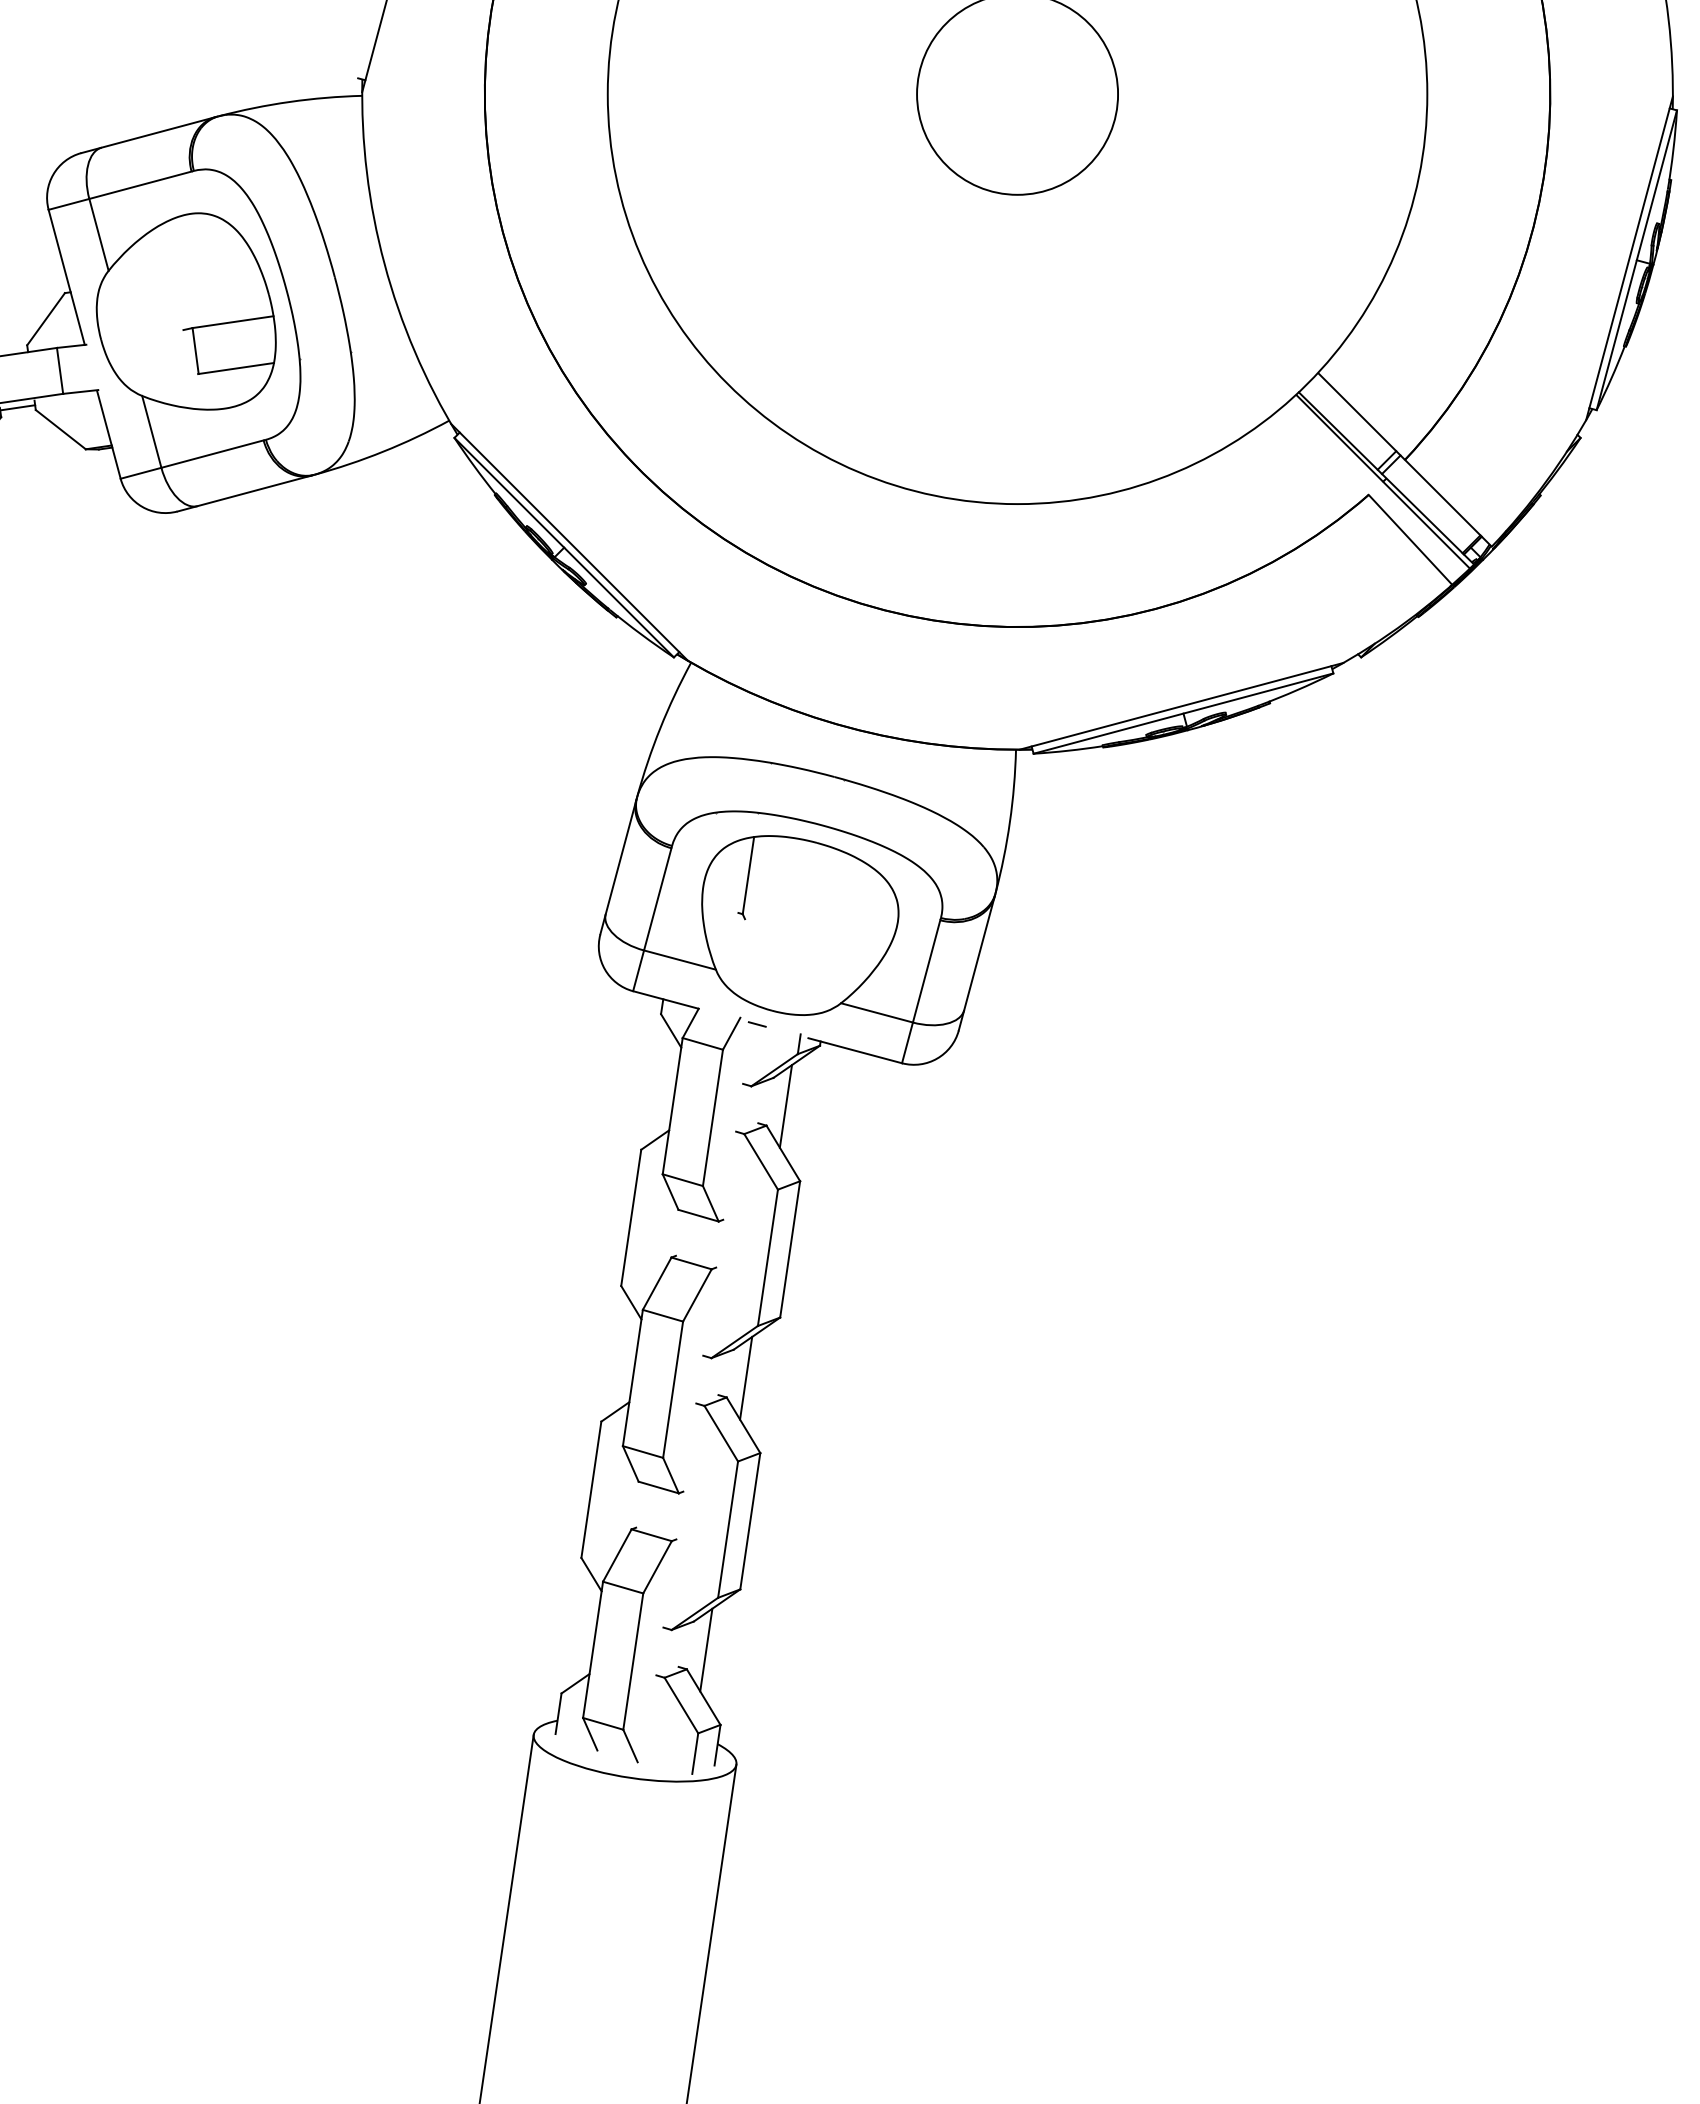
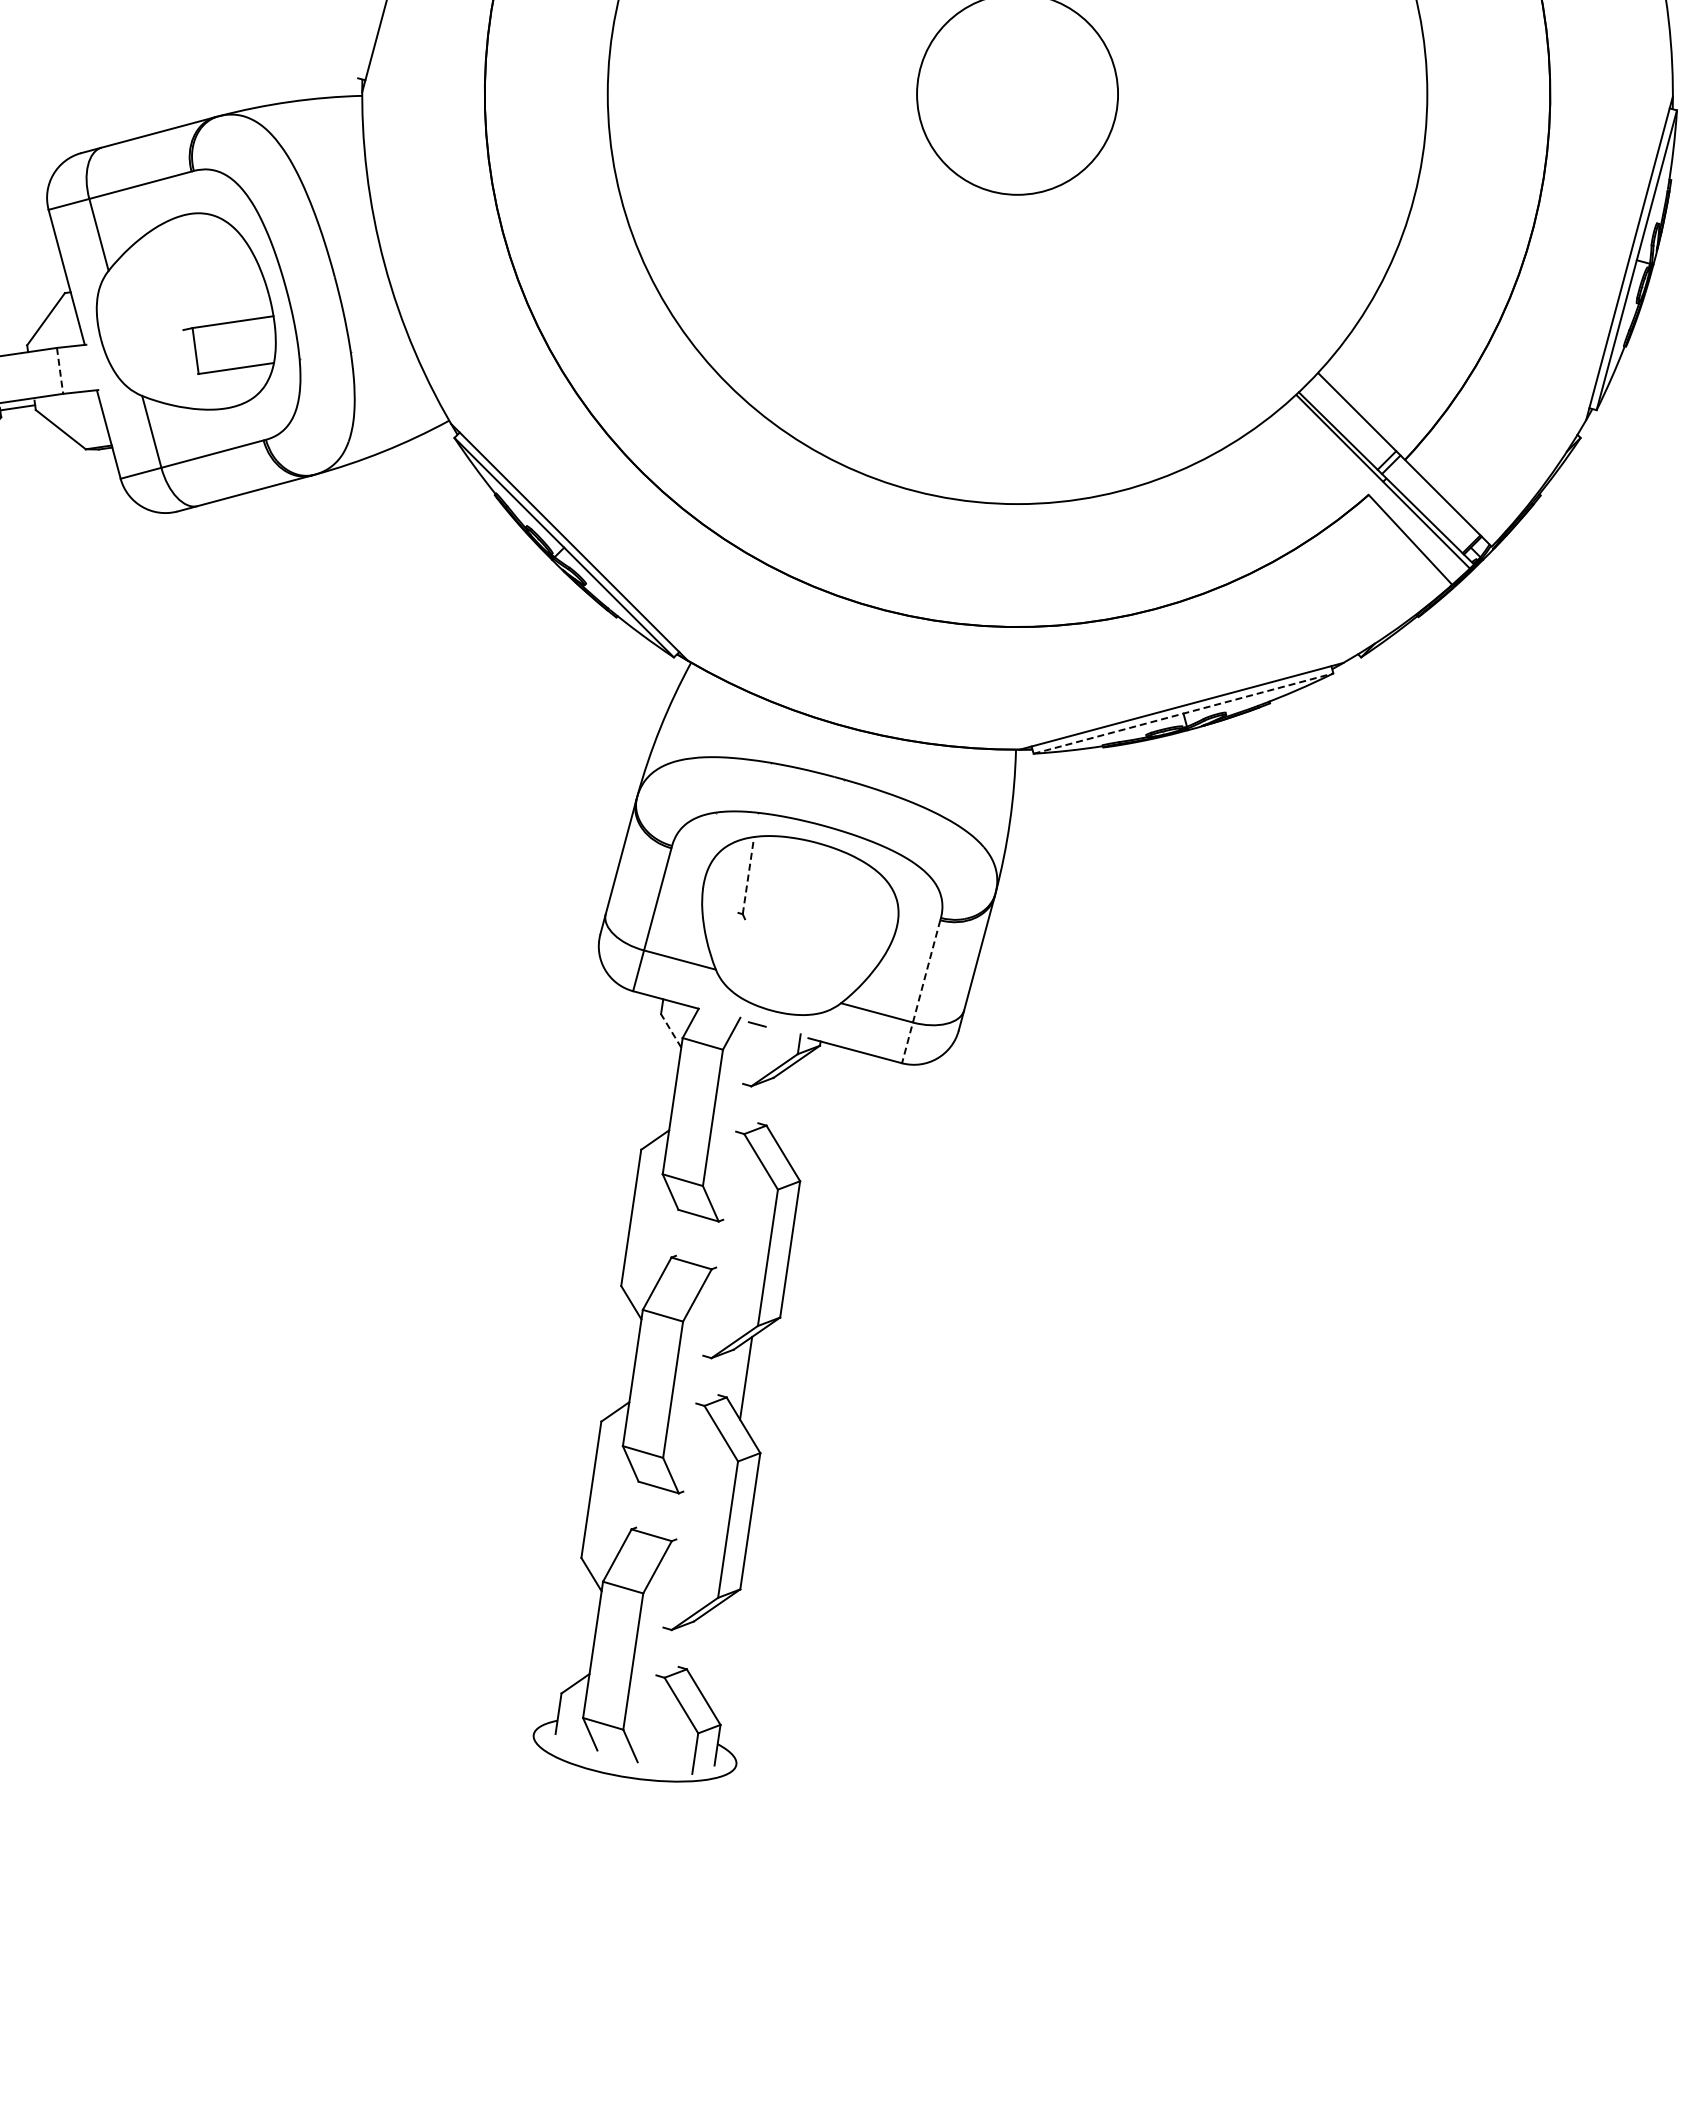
line: solid -> dashed (60, 371)
line: solid -> dashed (1183, 713)
line: solid -> dashed (748, 875)
line: solid -> dashed (921, 992)
line: solid -> dashed (671, 1030)
line: present -> none (785, 1106)
line: present -> none (706, 1649)
line: present -> none (506, 1917)
line: present -> none (711, 1932)
